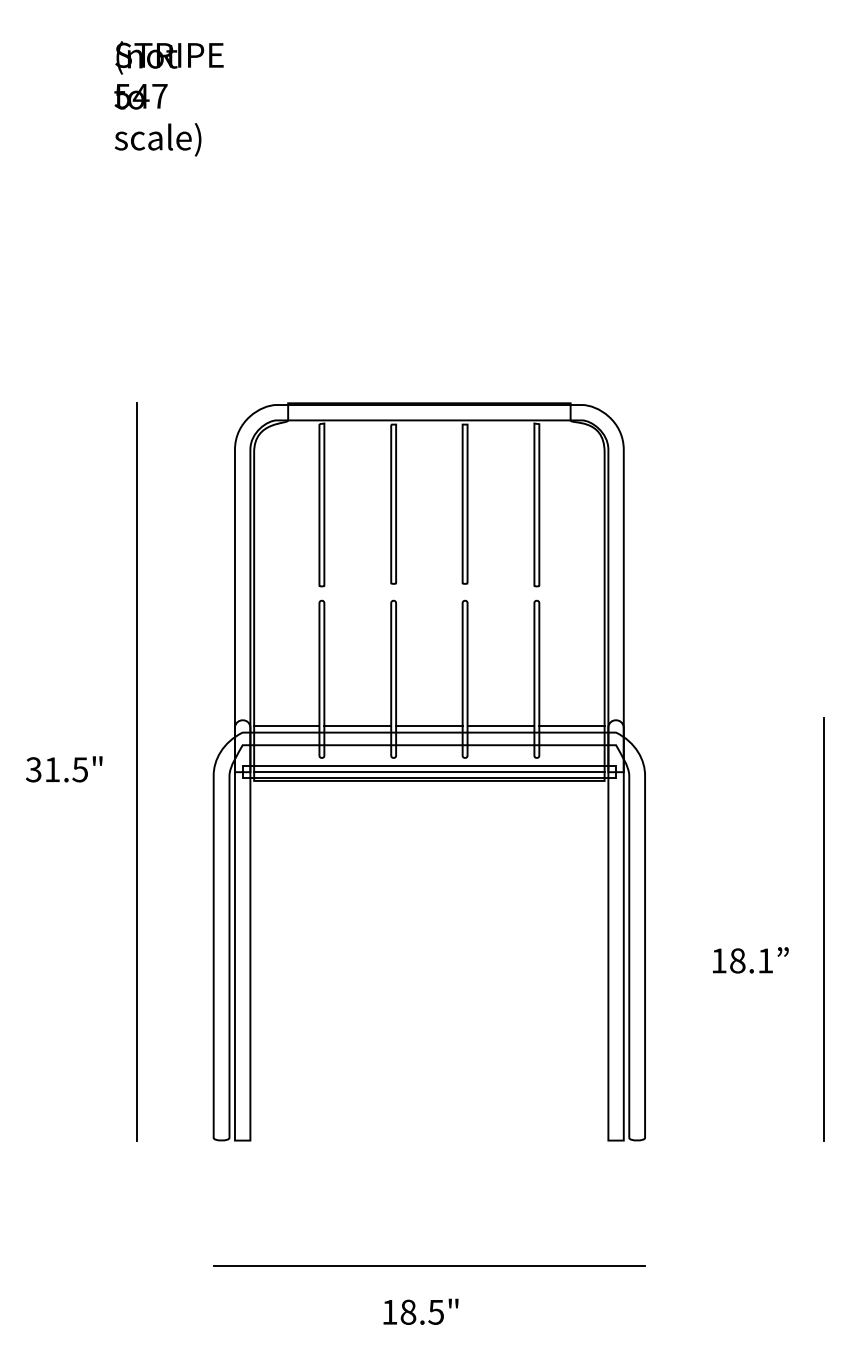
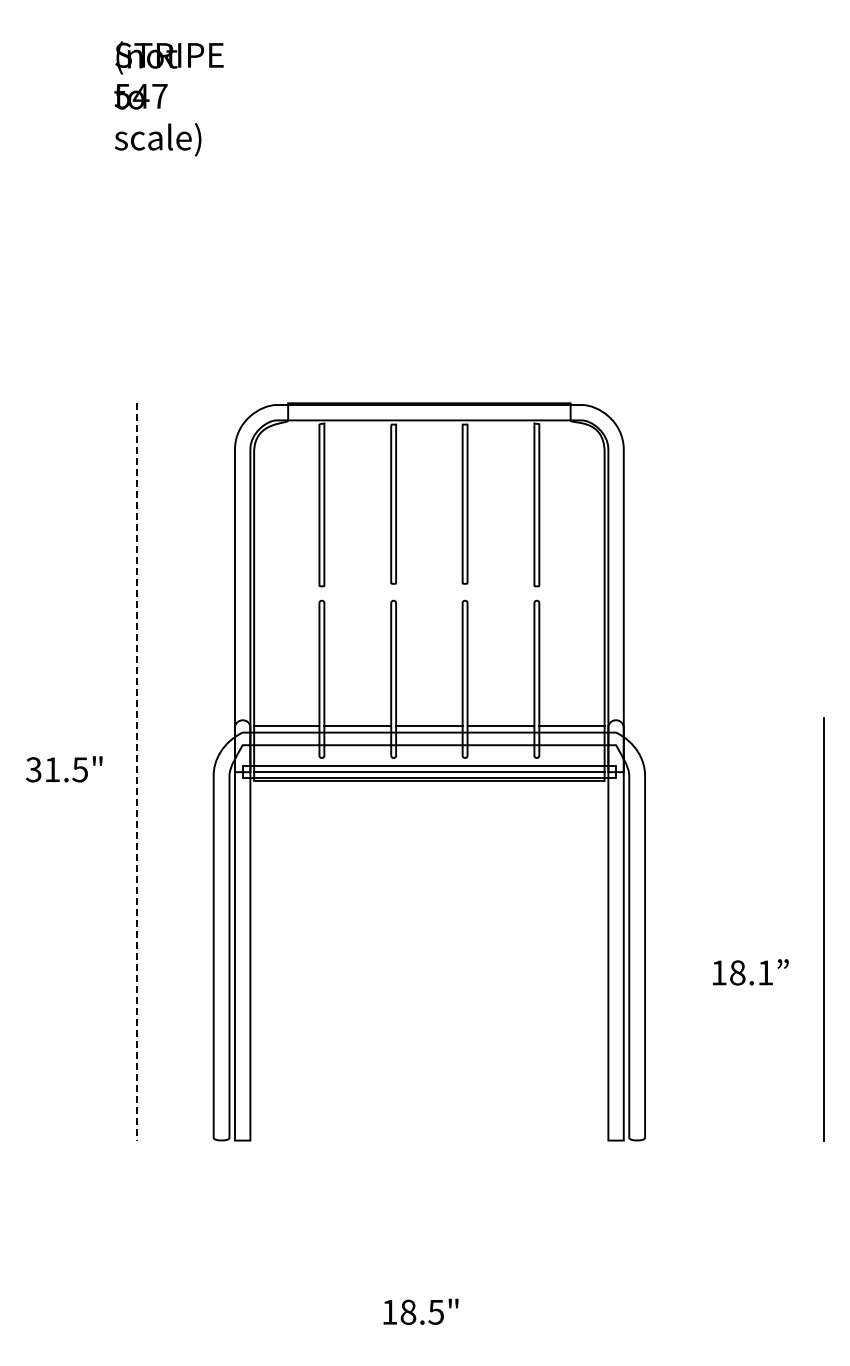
line: solid -> dashed (136, 771)
text position: (750, 960) -> (750, 972) (750, 972)
line: present -> none (429, 1266)
